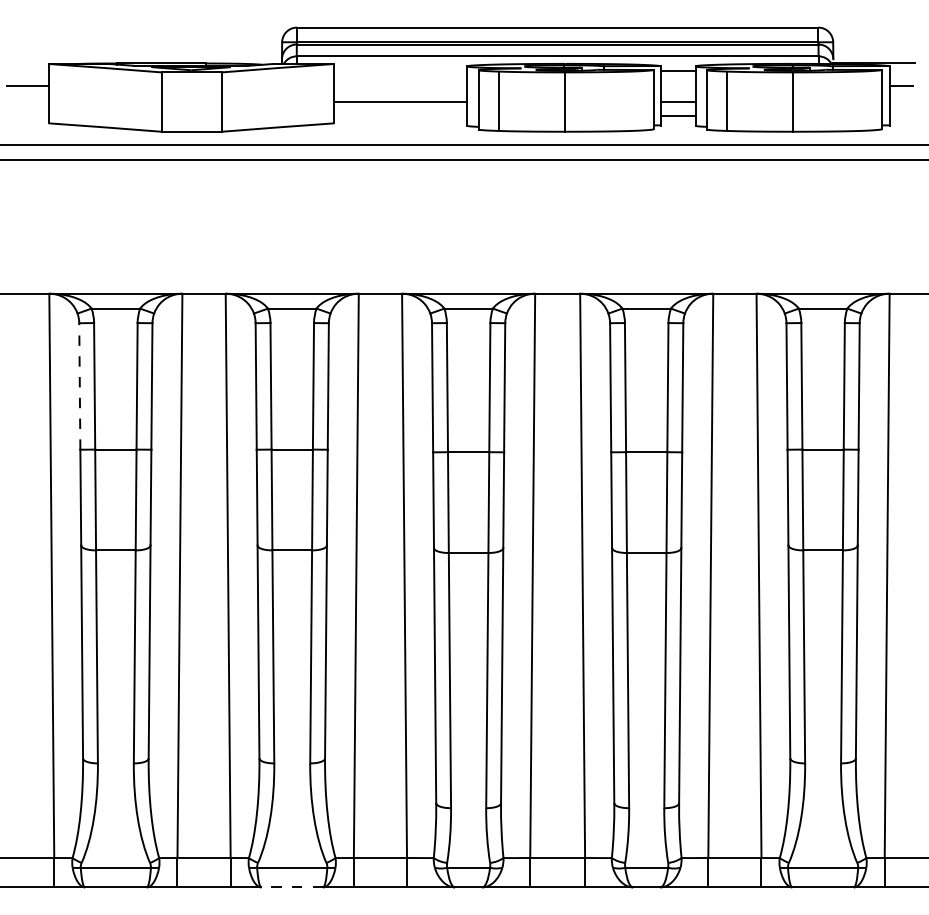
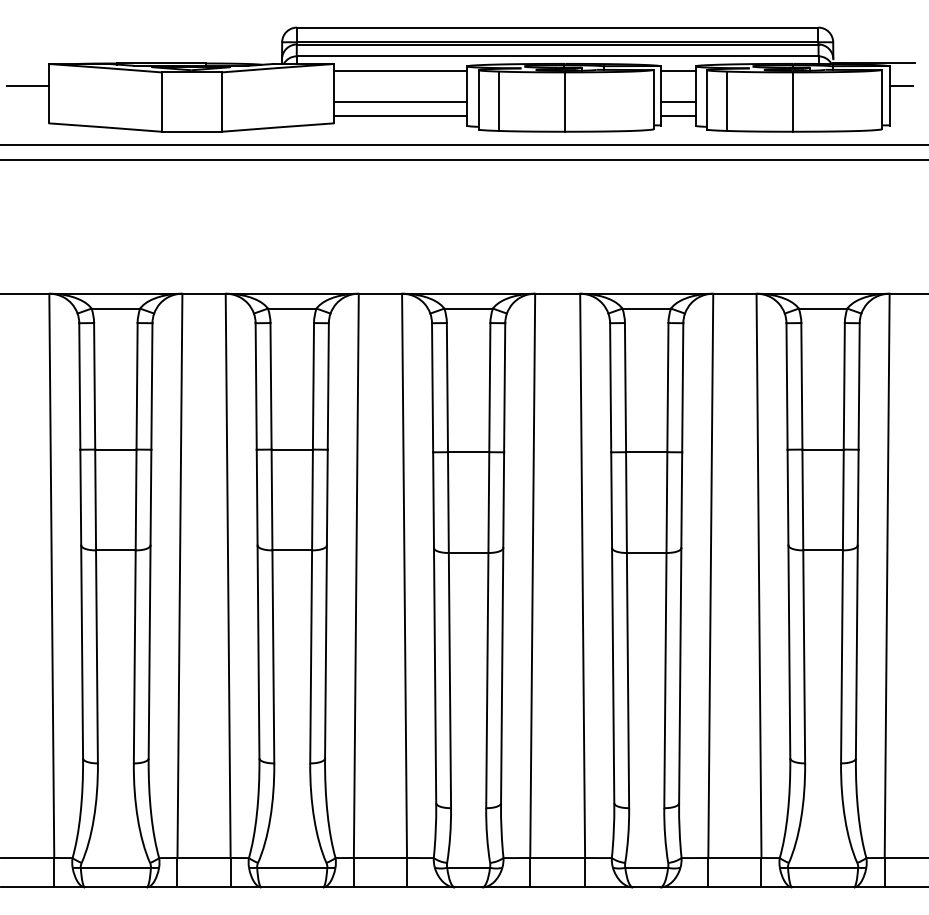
line: none -> present (400, 71)
line: none -> present (400, 116)
line: dashed -> solid (79, 385)
line: dashed -> solid (292, 887)
